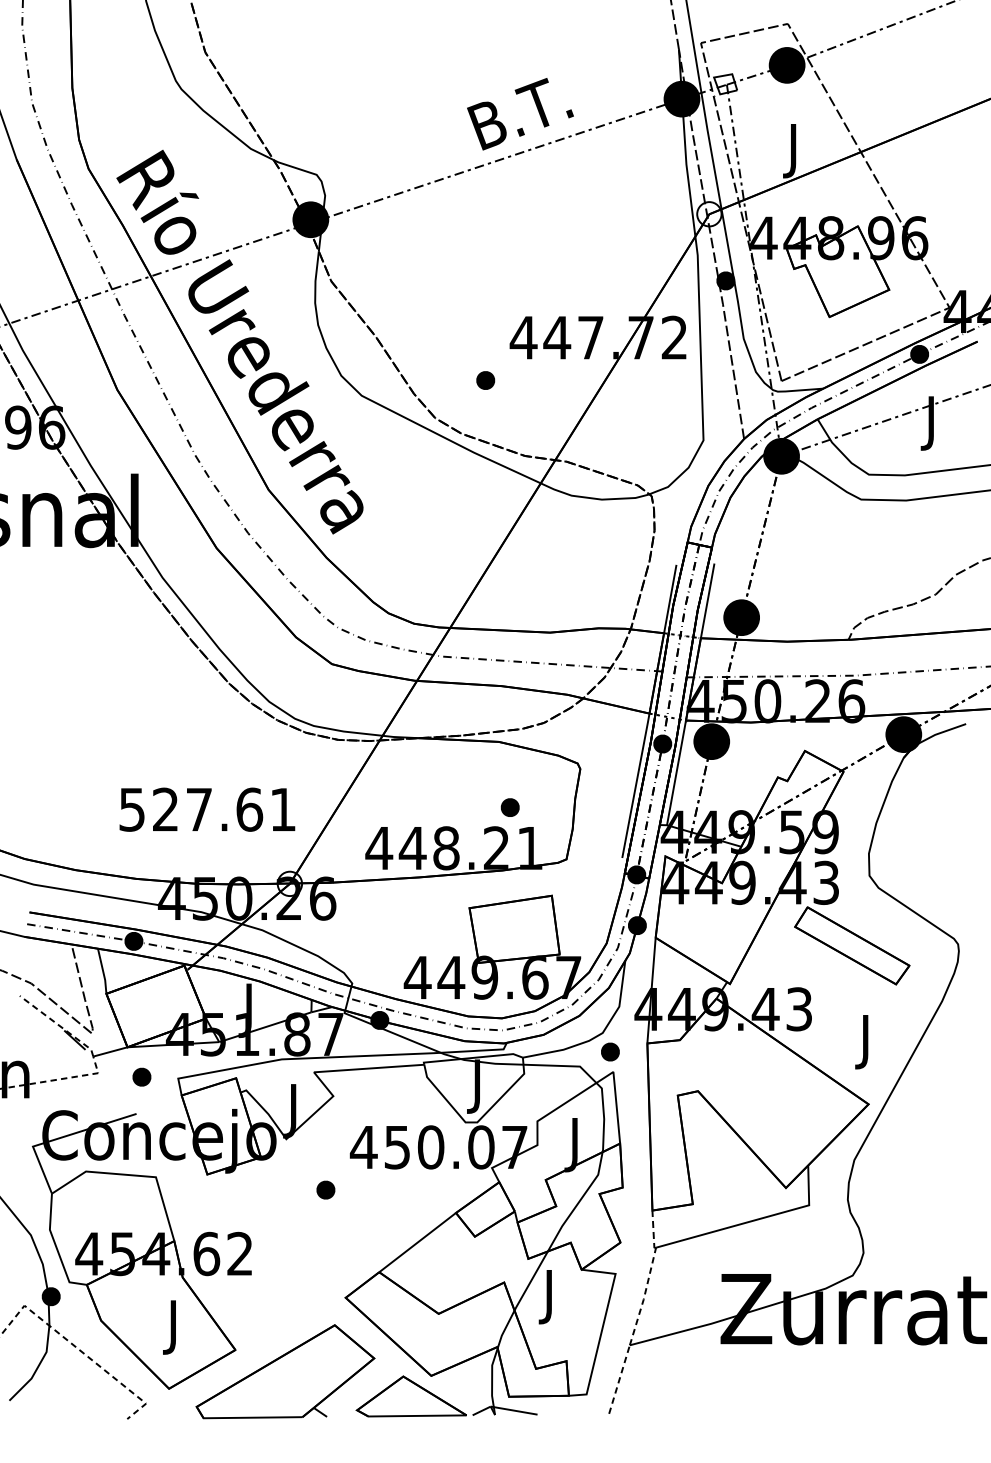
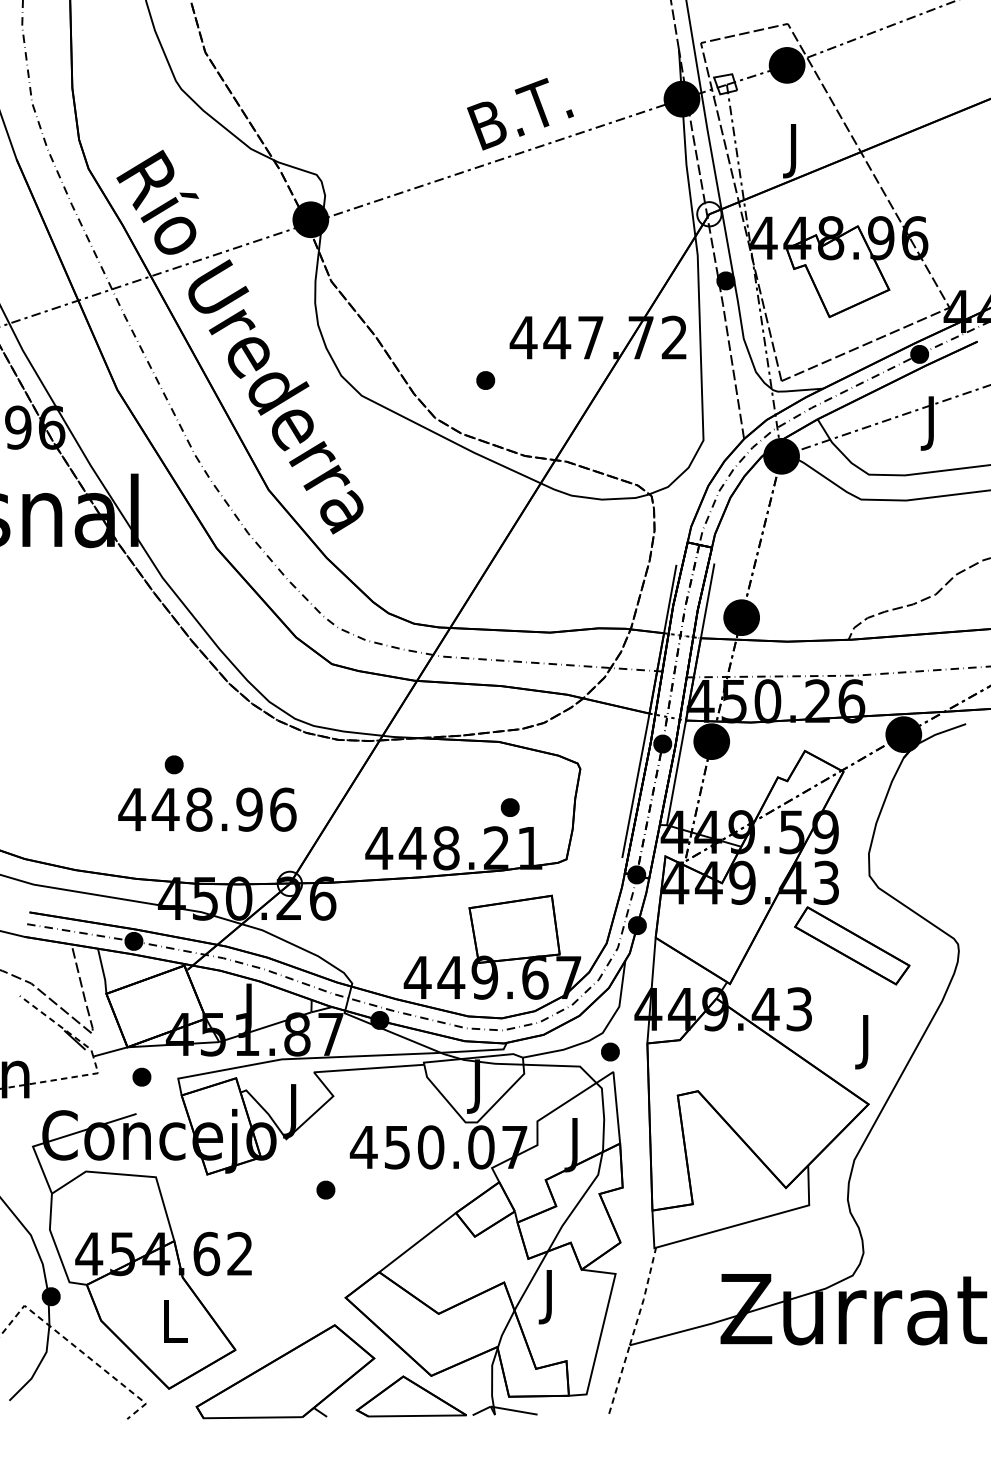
part: none -> present (173, 764)
text: 527.61 -> 448.96 (207, 809)
line: dashed -> solid (653, 1230)
text: J -> L (175, 1327)
